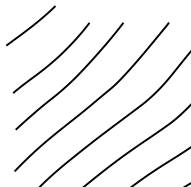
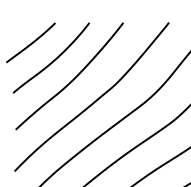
curve position: (31, 25) -> (31, 42) (31, 42)
